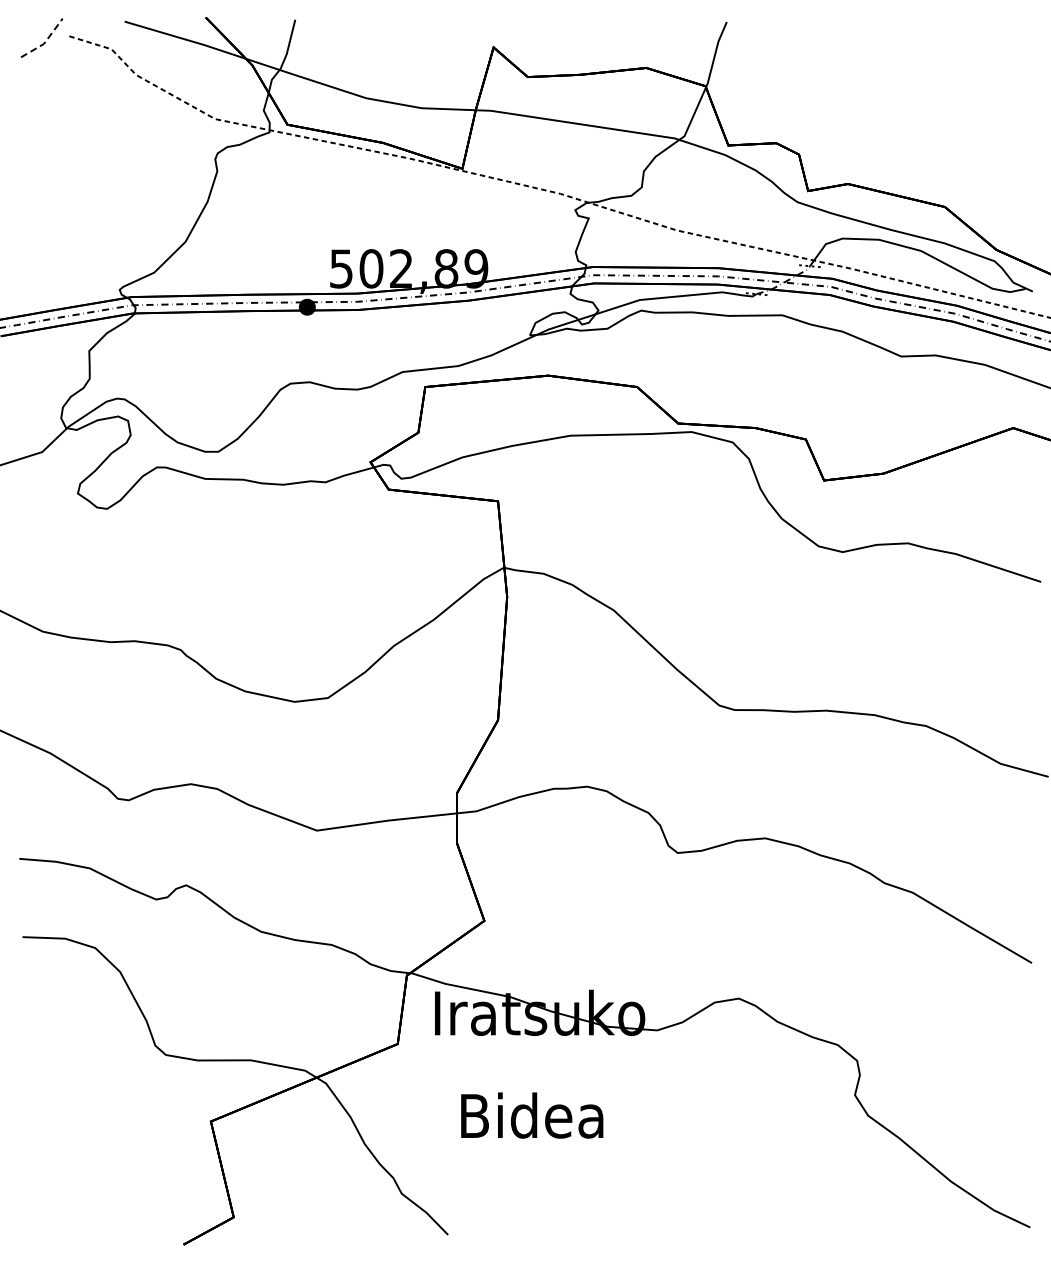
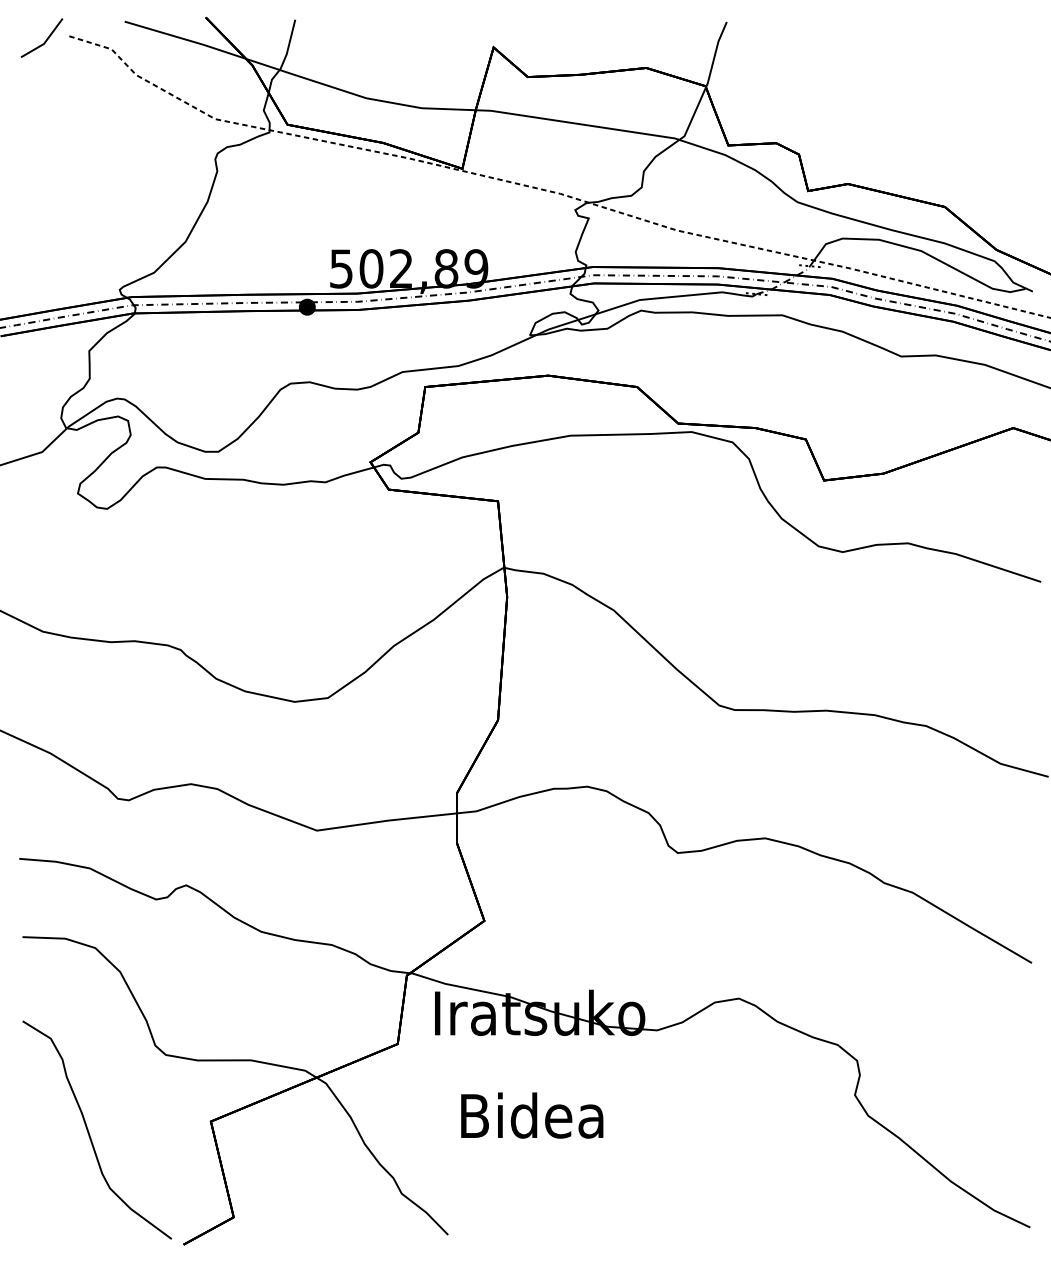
line: dashed -> solid (45, 42)
curve: none -> present (89, 1132)
